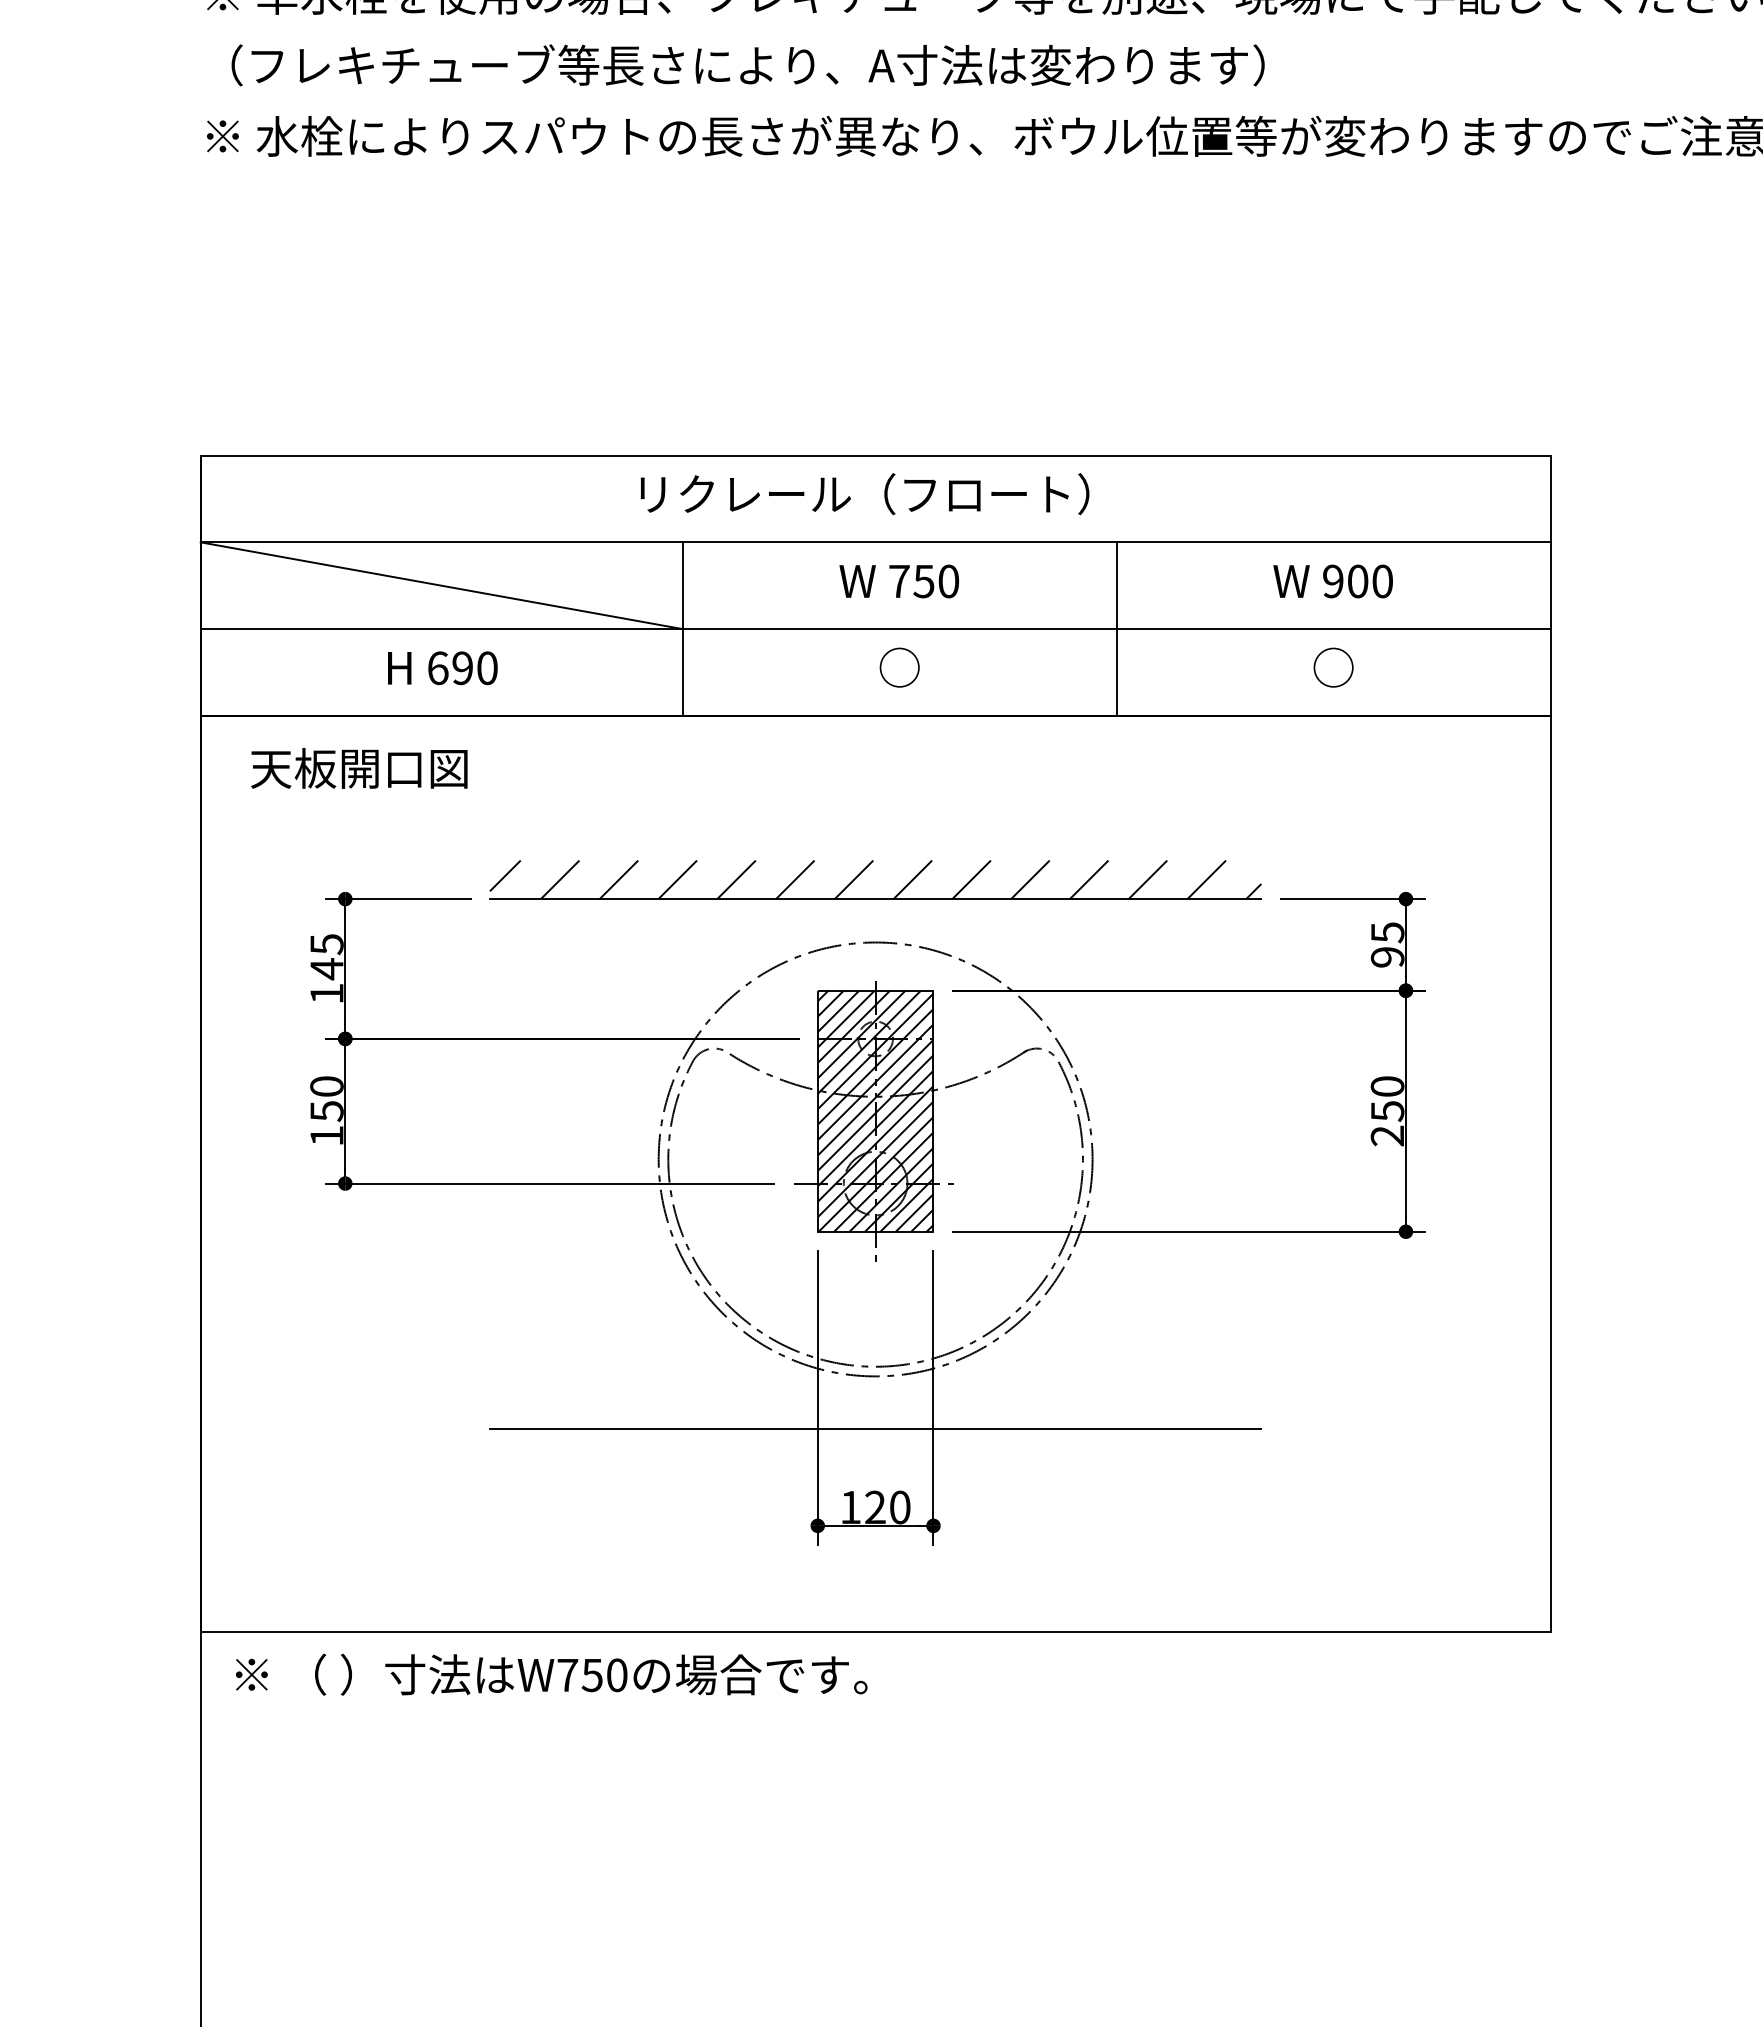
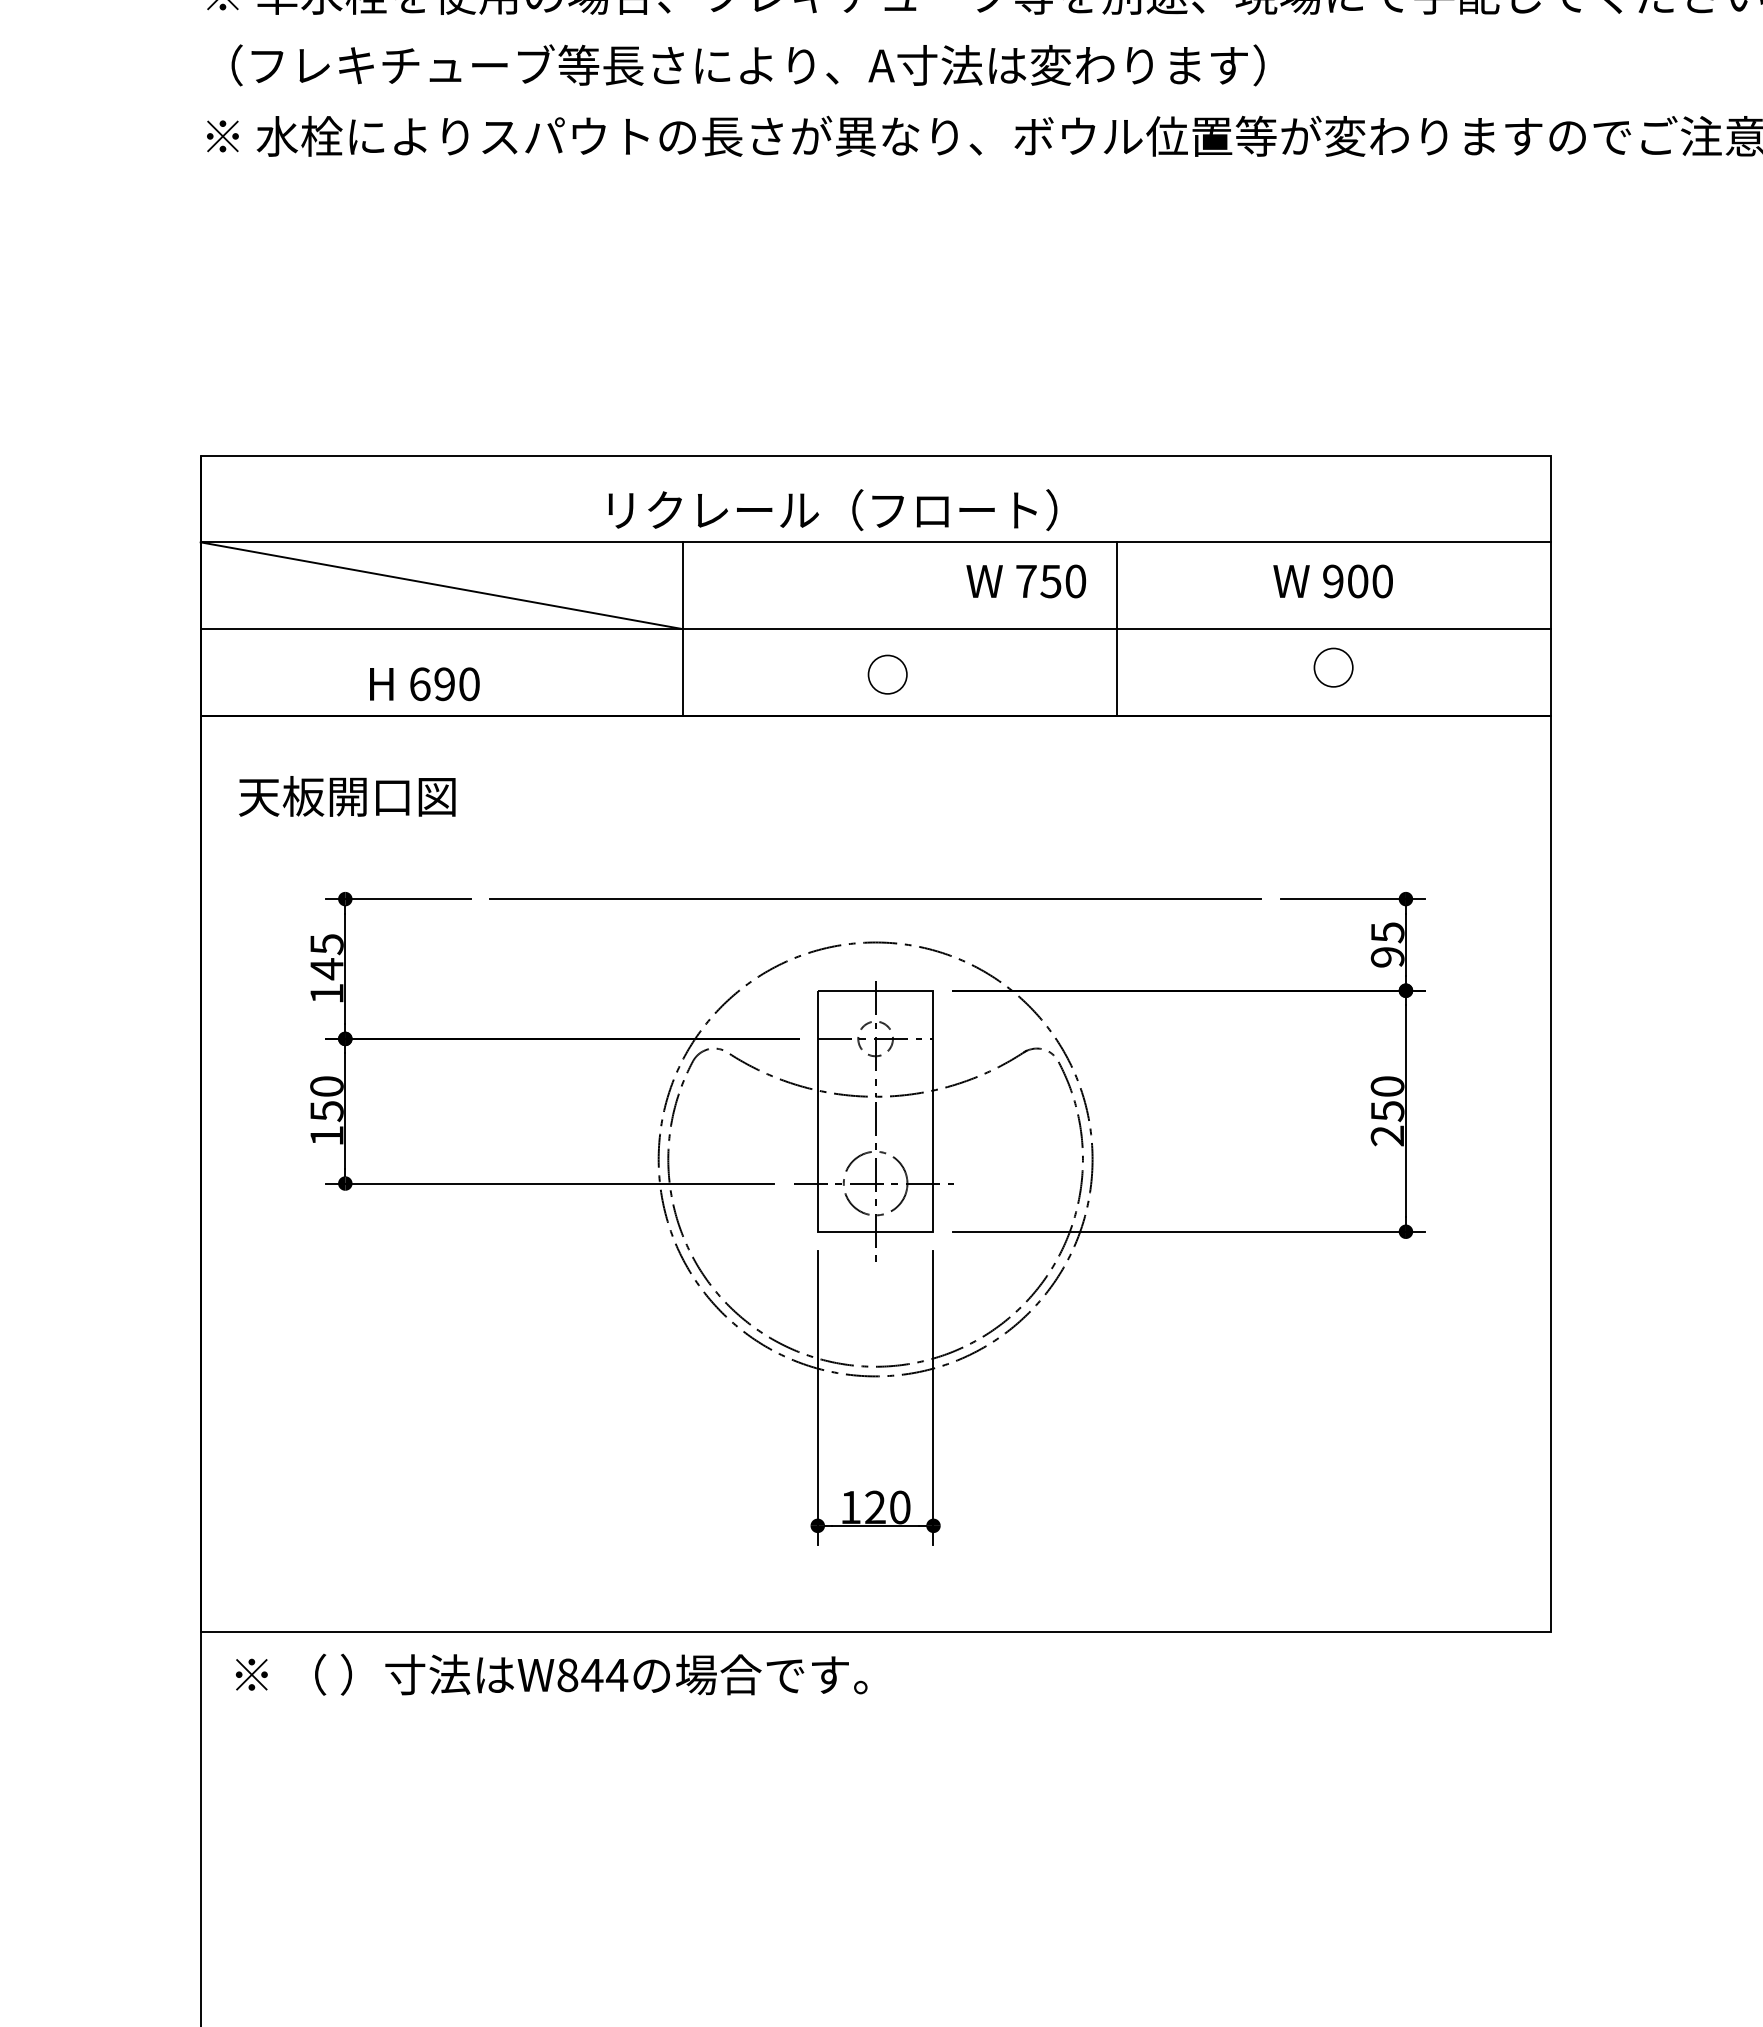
text position: (864, 494) -> (832, 510) (832, 510)
text position: (898, 581) -> (1025, 581) (1025, 581)
text position: (899, 667) -> (887, 674) (887, 674)
text position: (442, 668) -> (424, 684) (424, 684)
text position: (359, 768) -> (347, 796) (347, 796)
hatch: present -> none (875, 879)
hatch: present -> none (875, 1110)
line: present -> none (875, 1429)
text: W750 -> W844 (592, 1675)
